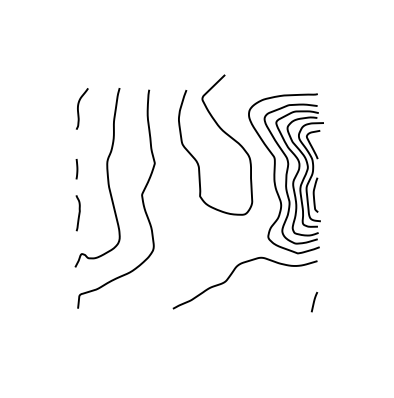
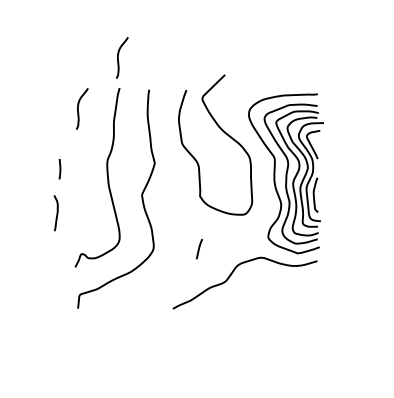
curve: none -> present (118, 57)
line position: (76, 169) -> (59, 169) (59, 169)
curve position: (78, 213) -> (56, 213) (56, 213)
line position: (314, 301) -> (199, 248) (199, 248)
